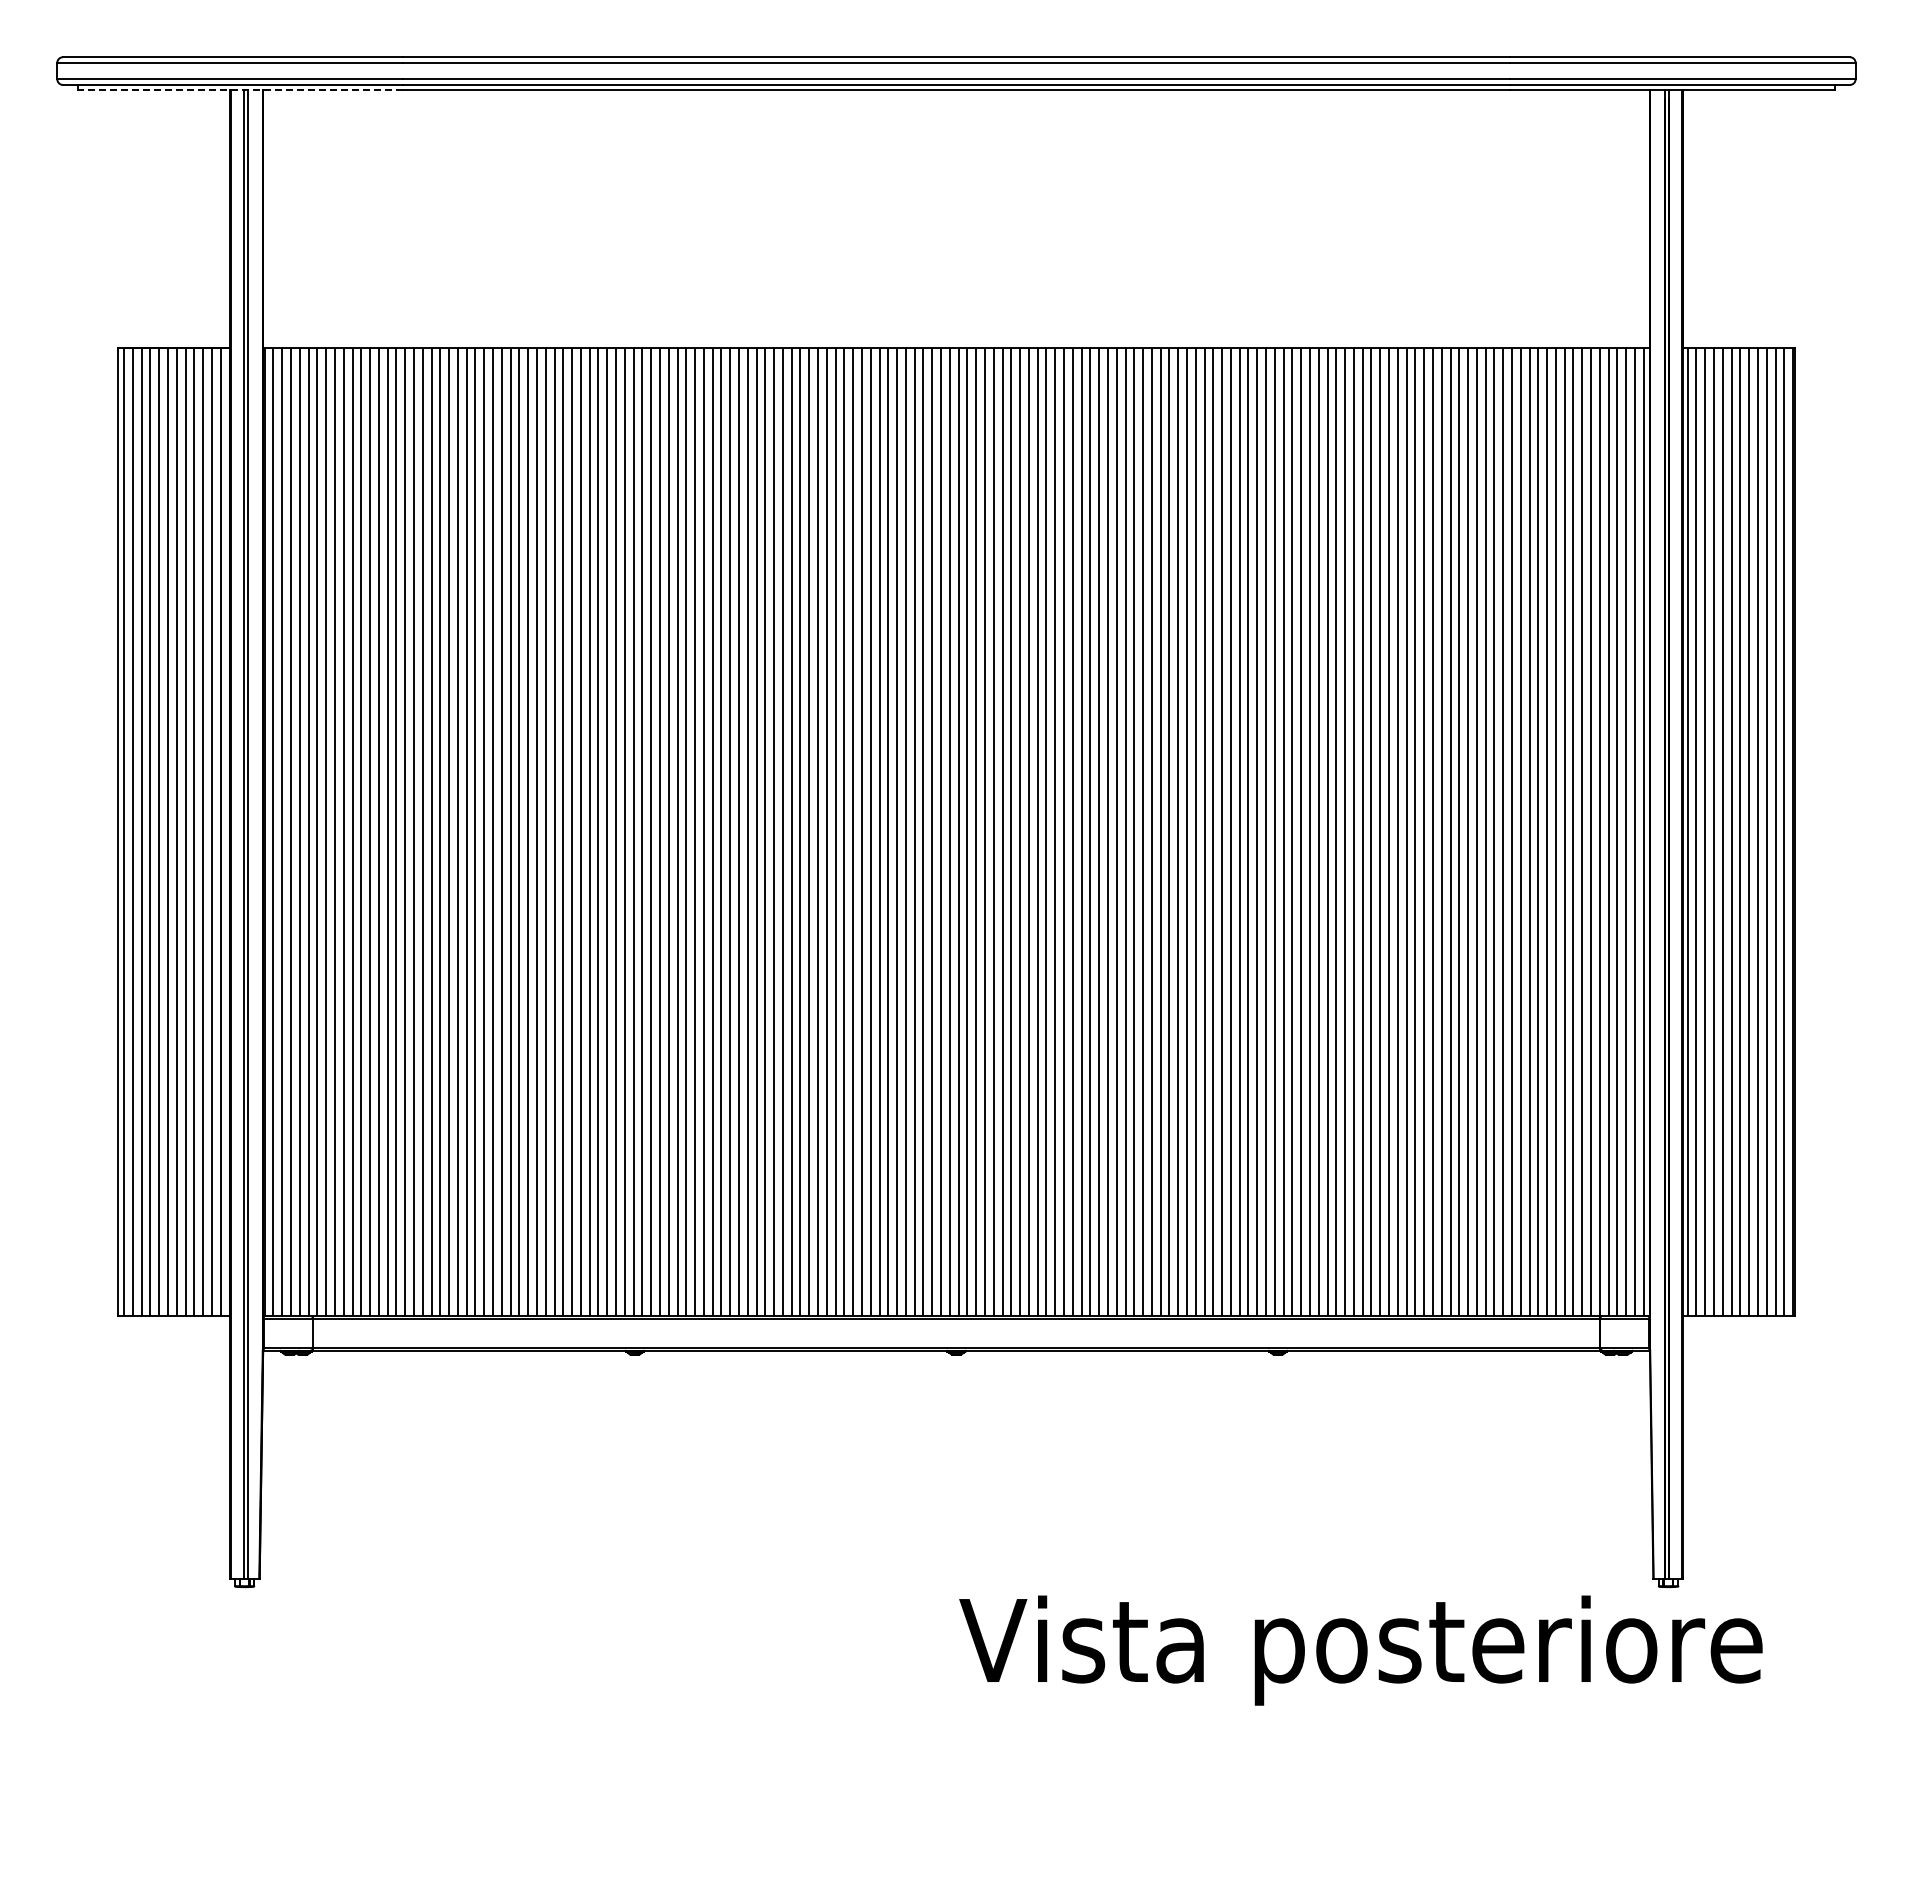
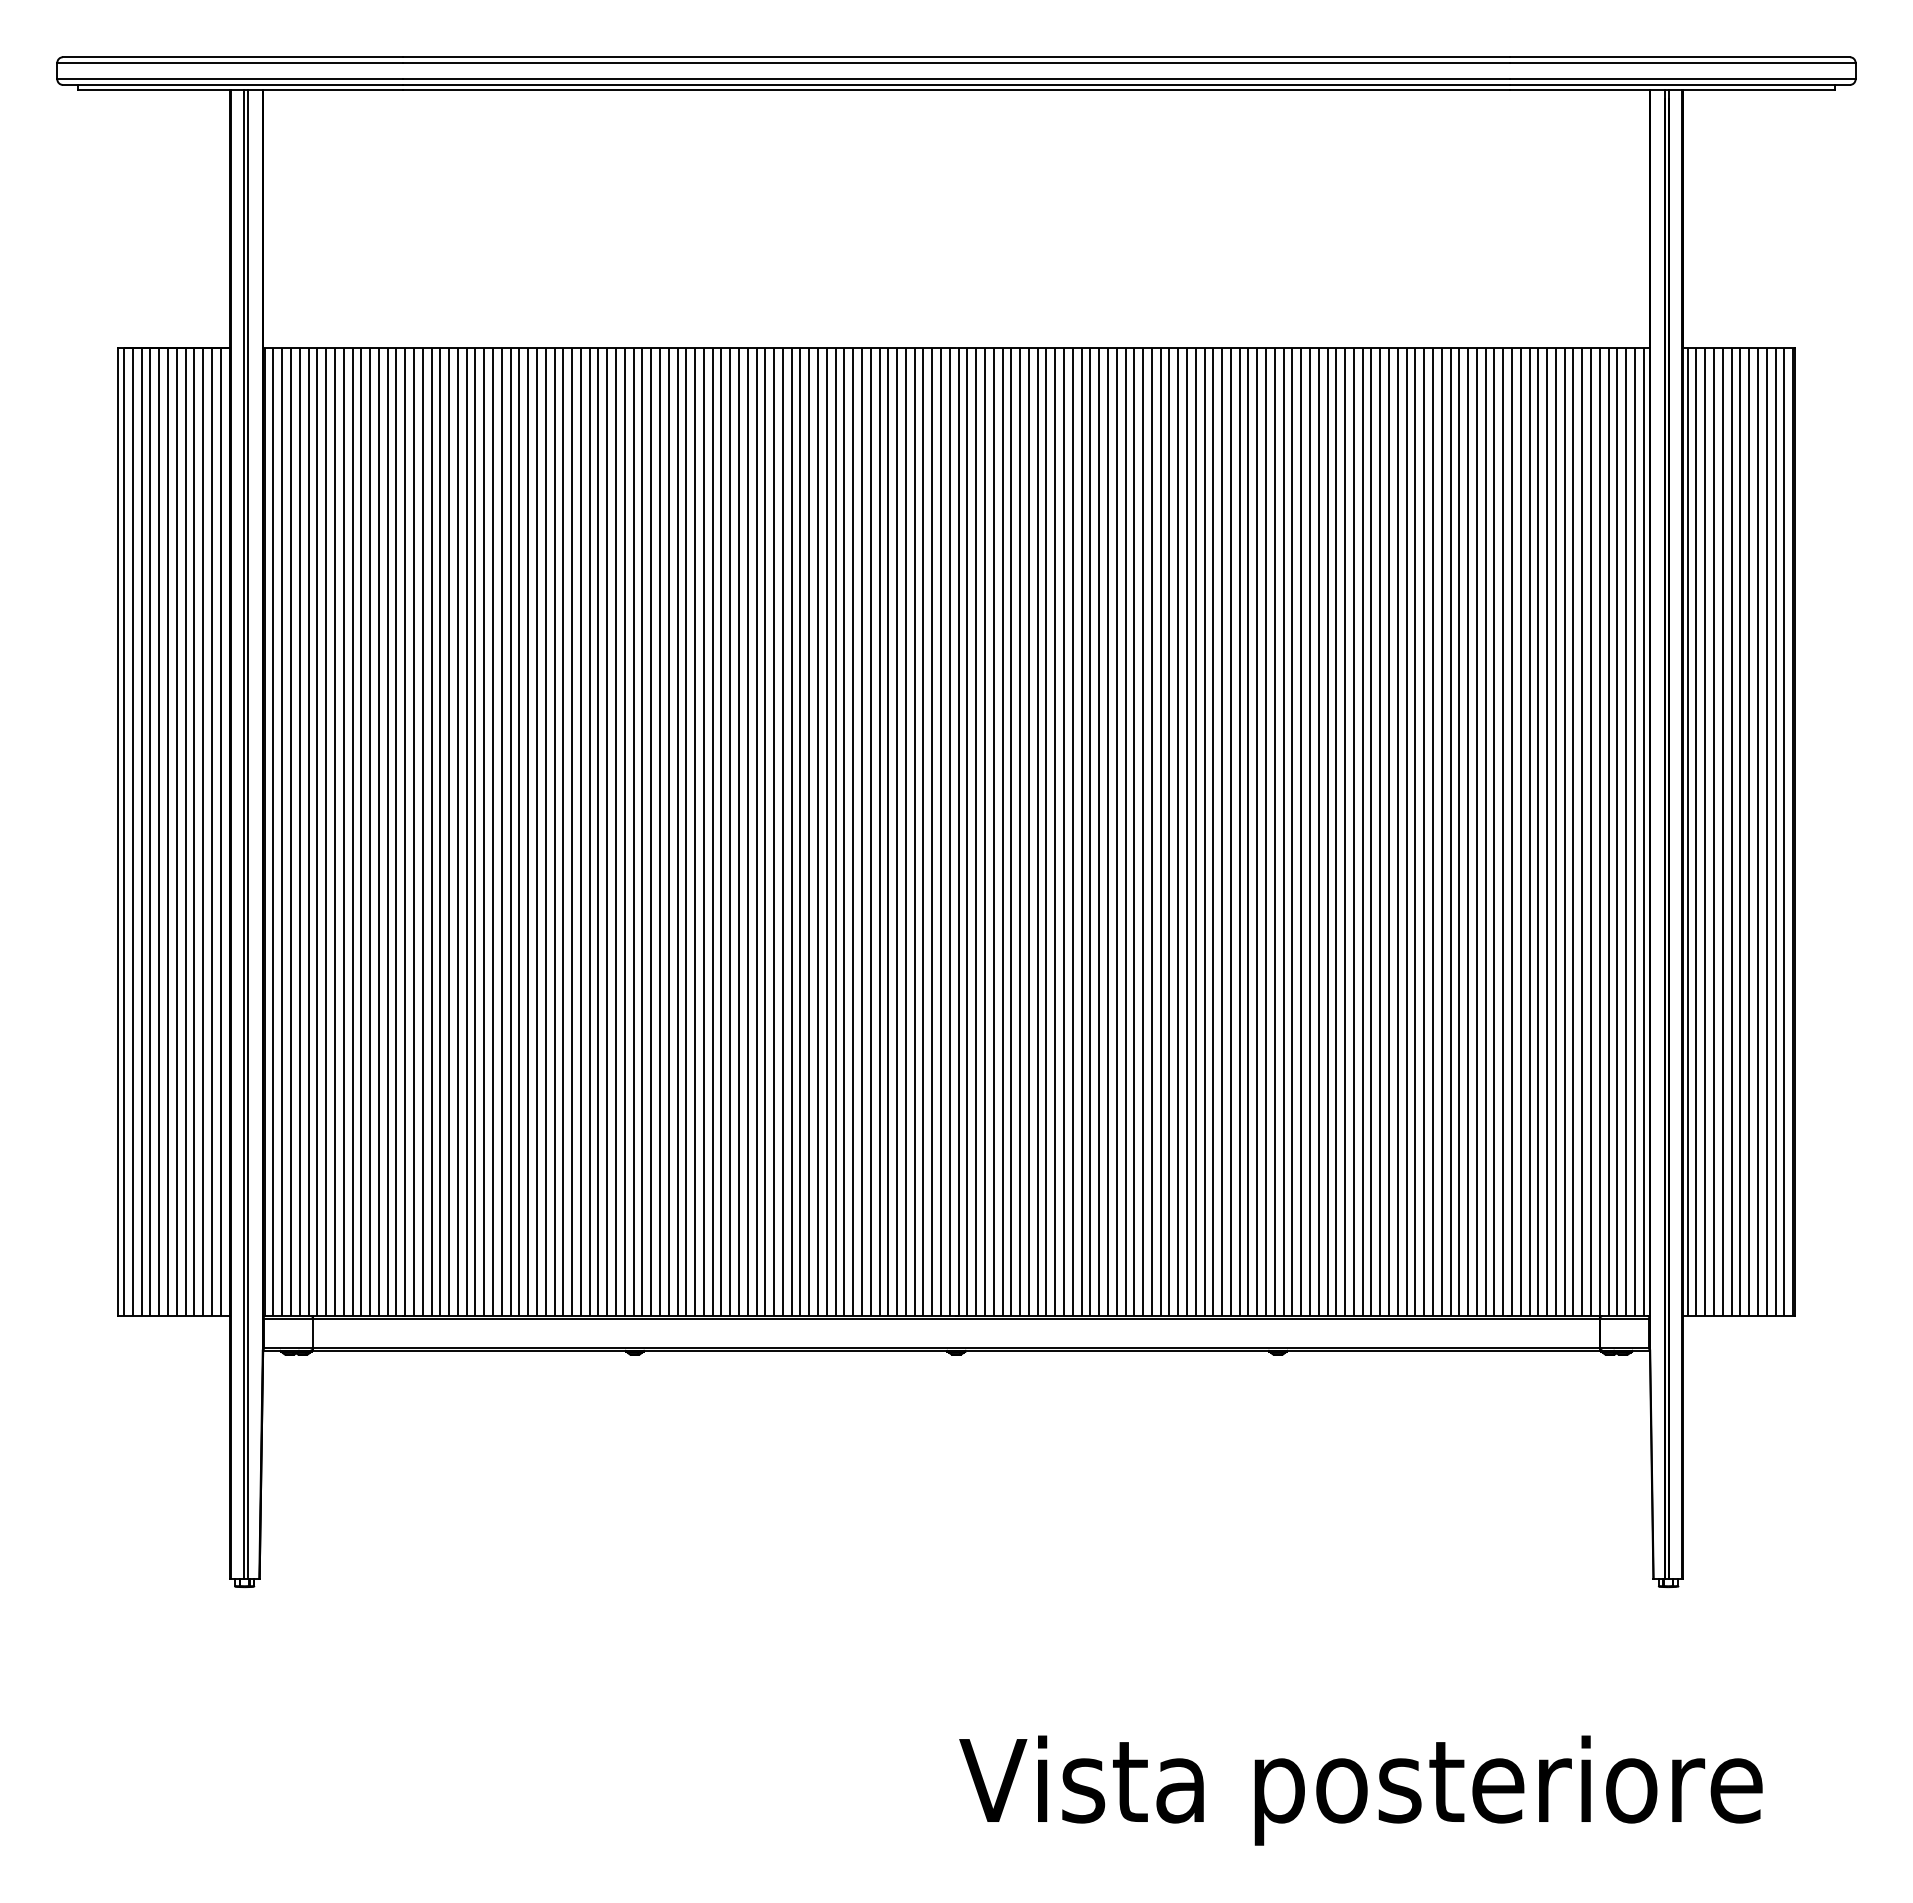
line: dashed -> solid (240, 90)
text position: (1360, 1650) -> (1360, 1790) (1360, 1790)
